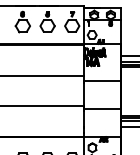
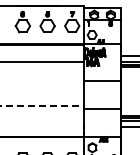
line position: (43, 76) -> (43, 62) (43, 62)
line: solid -> dashed (42, 105)
